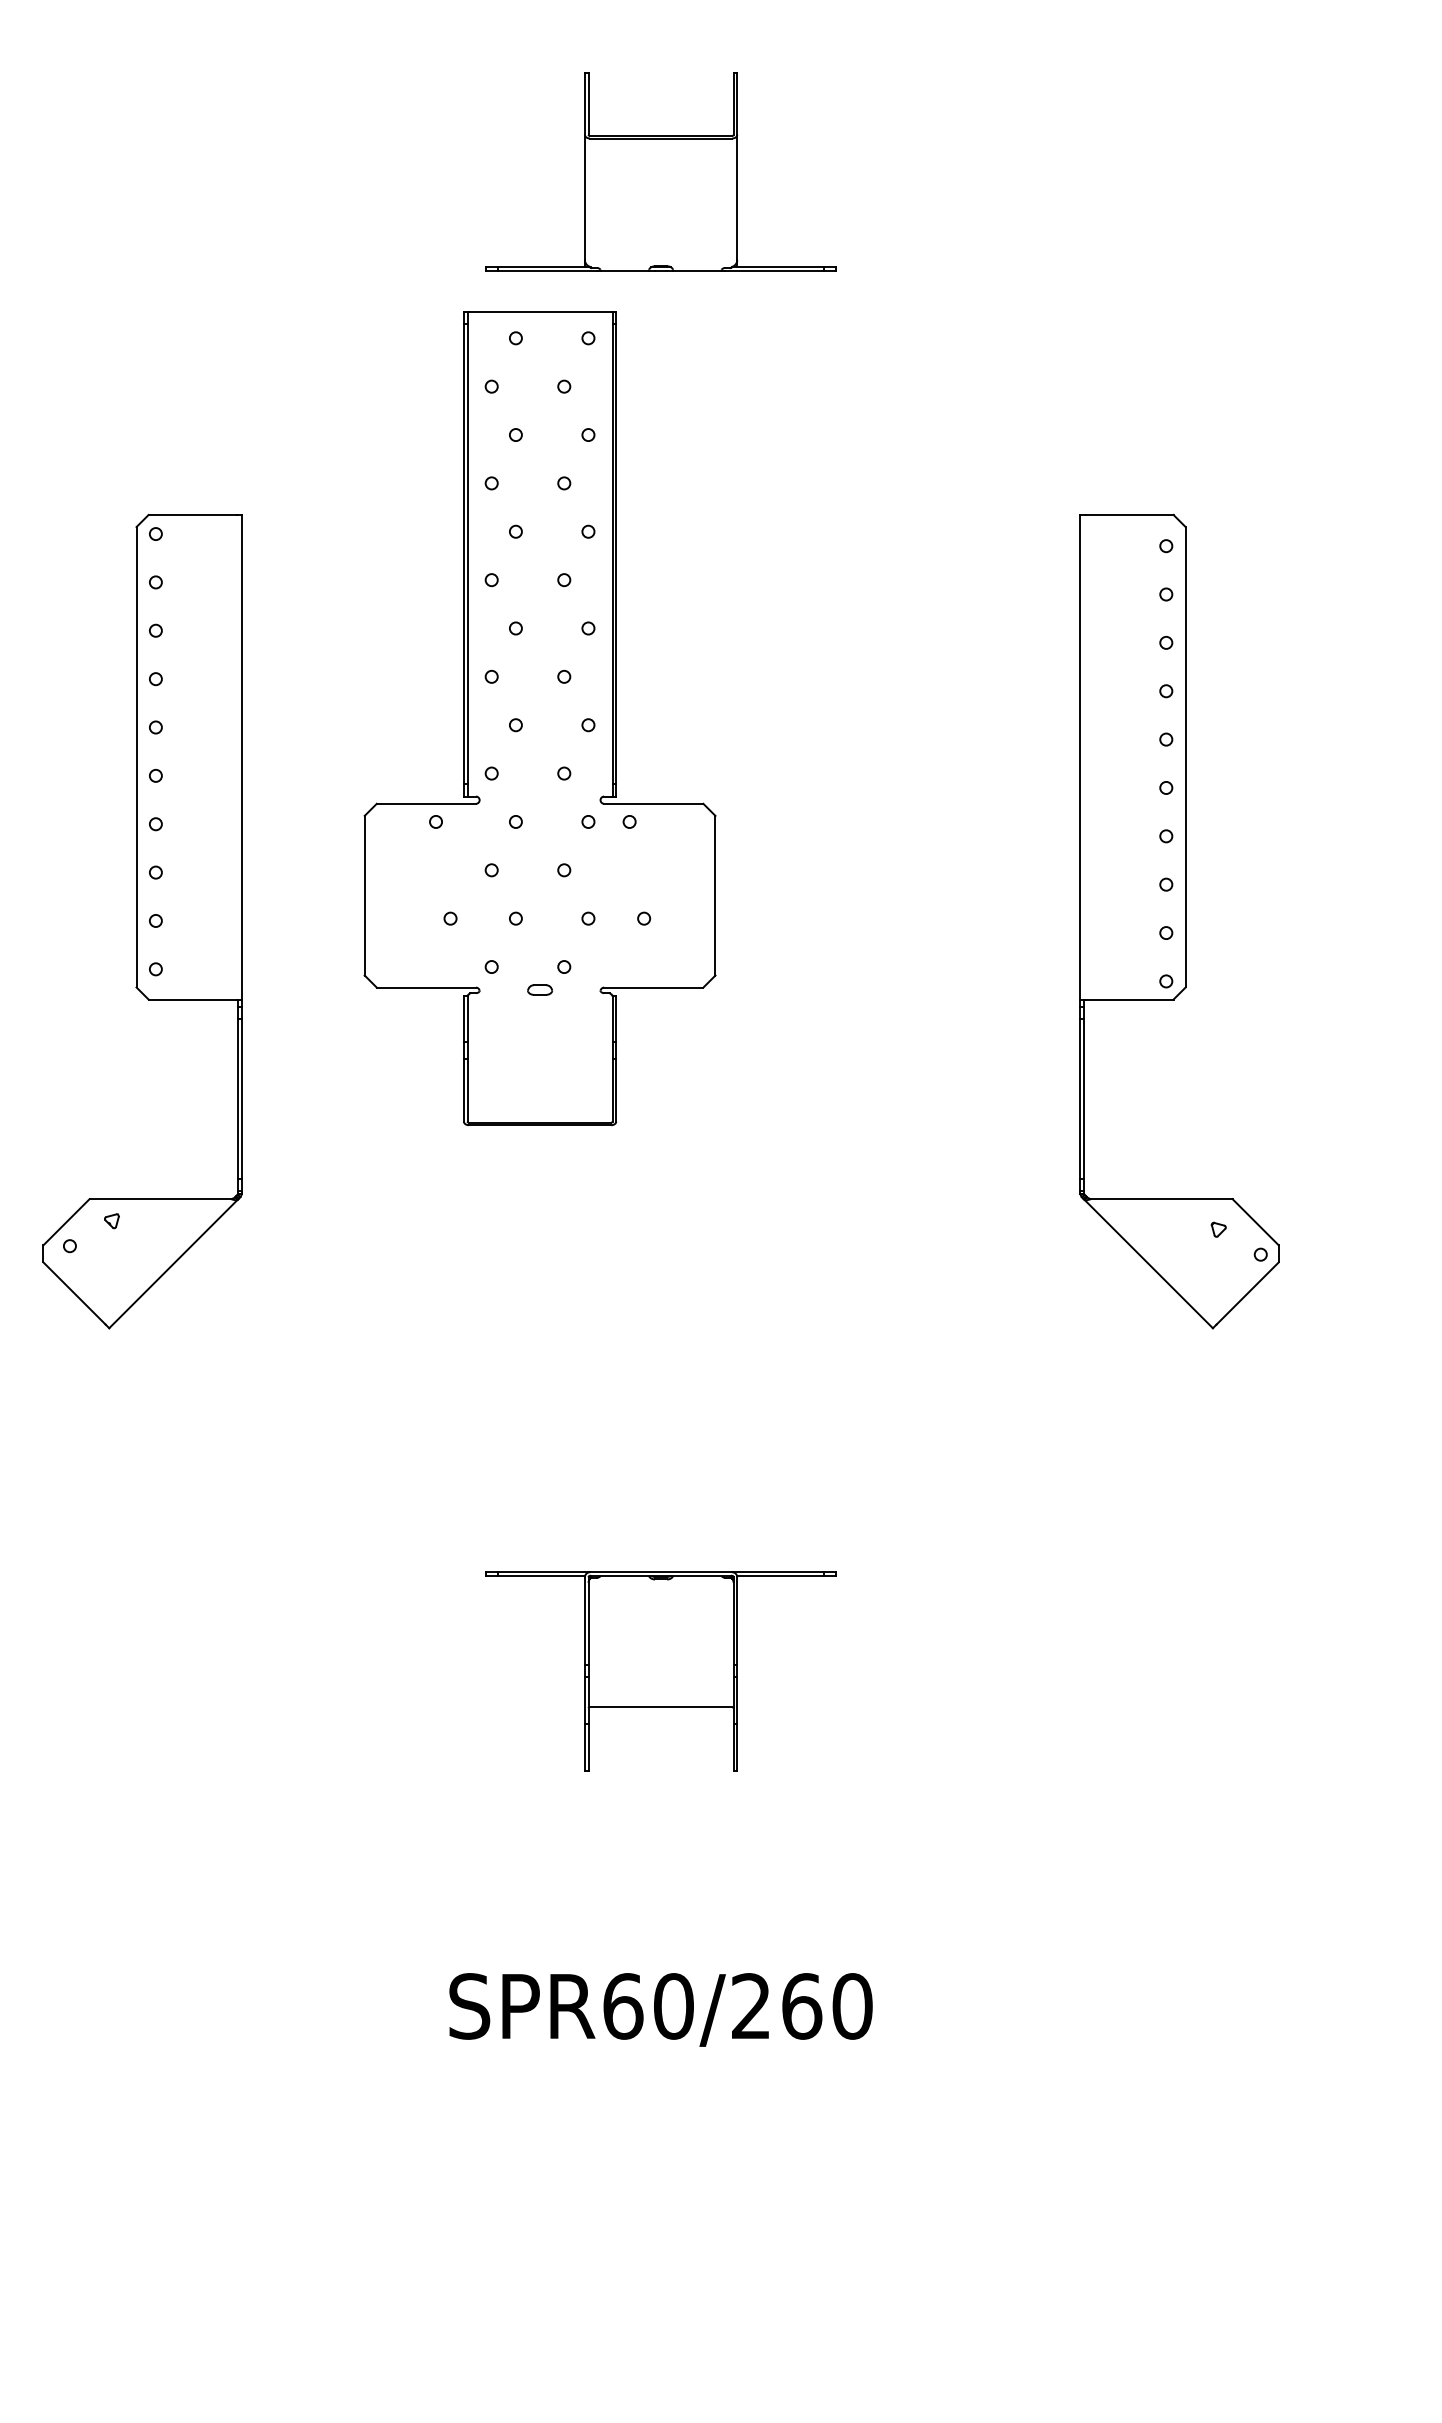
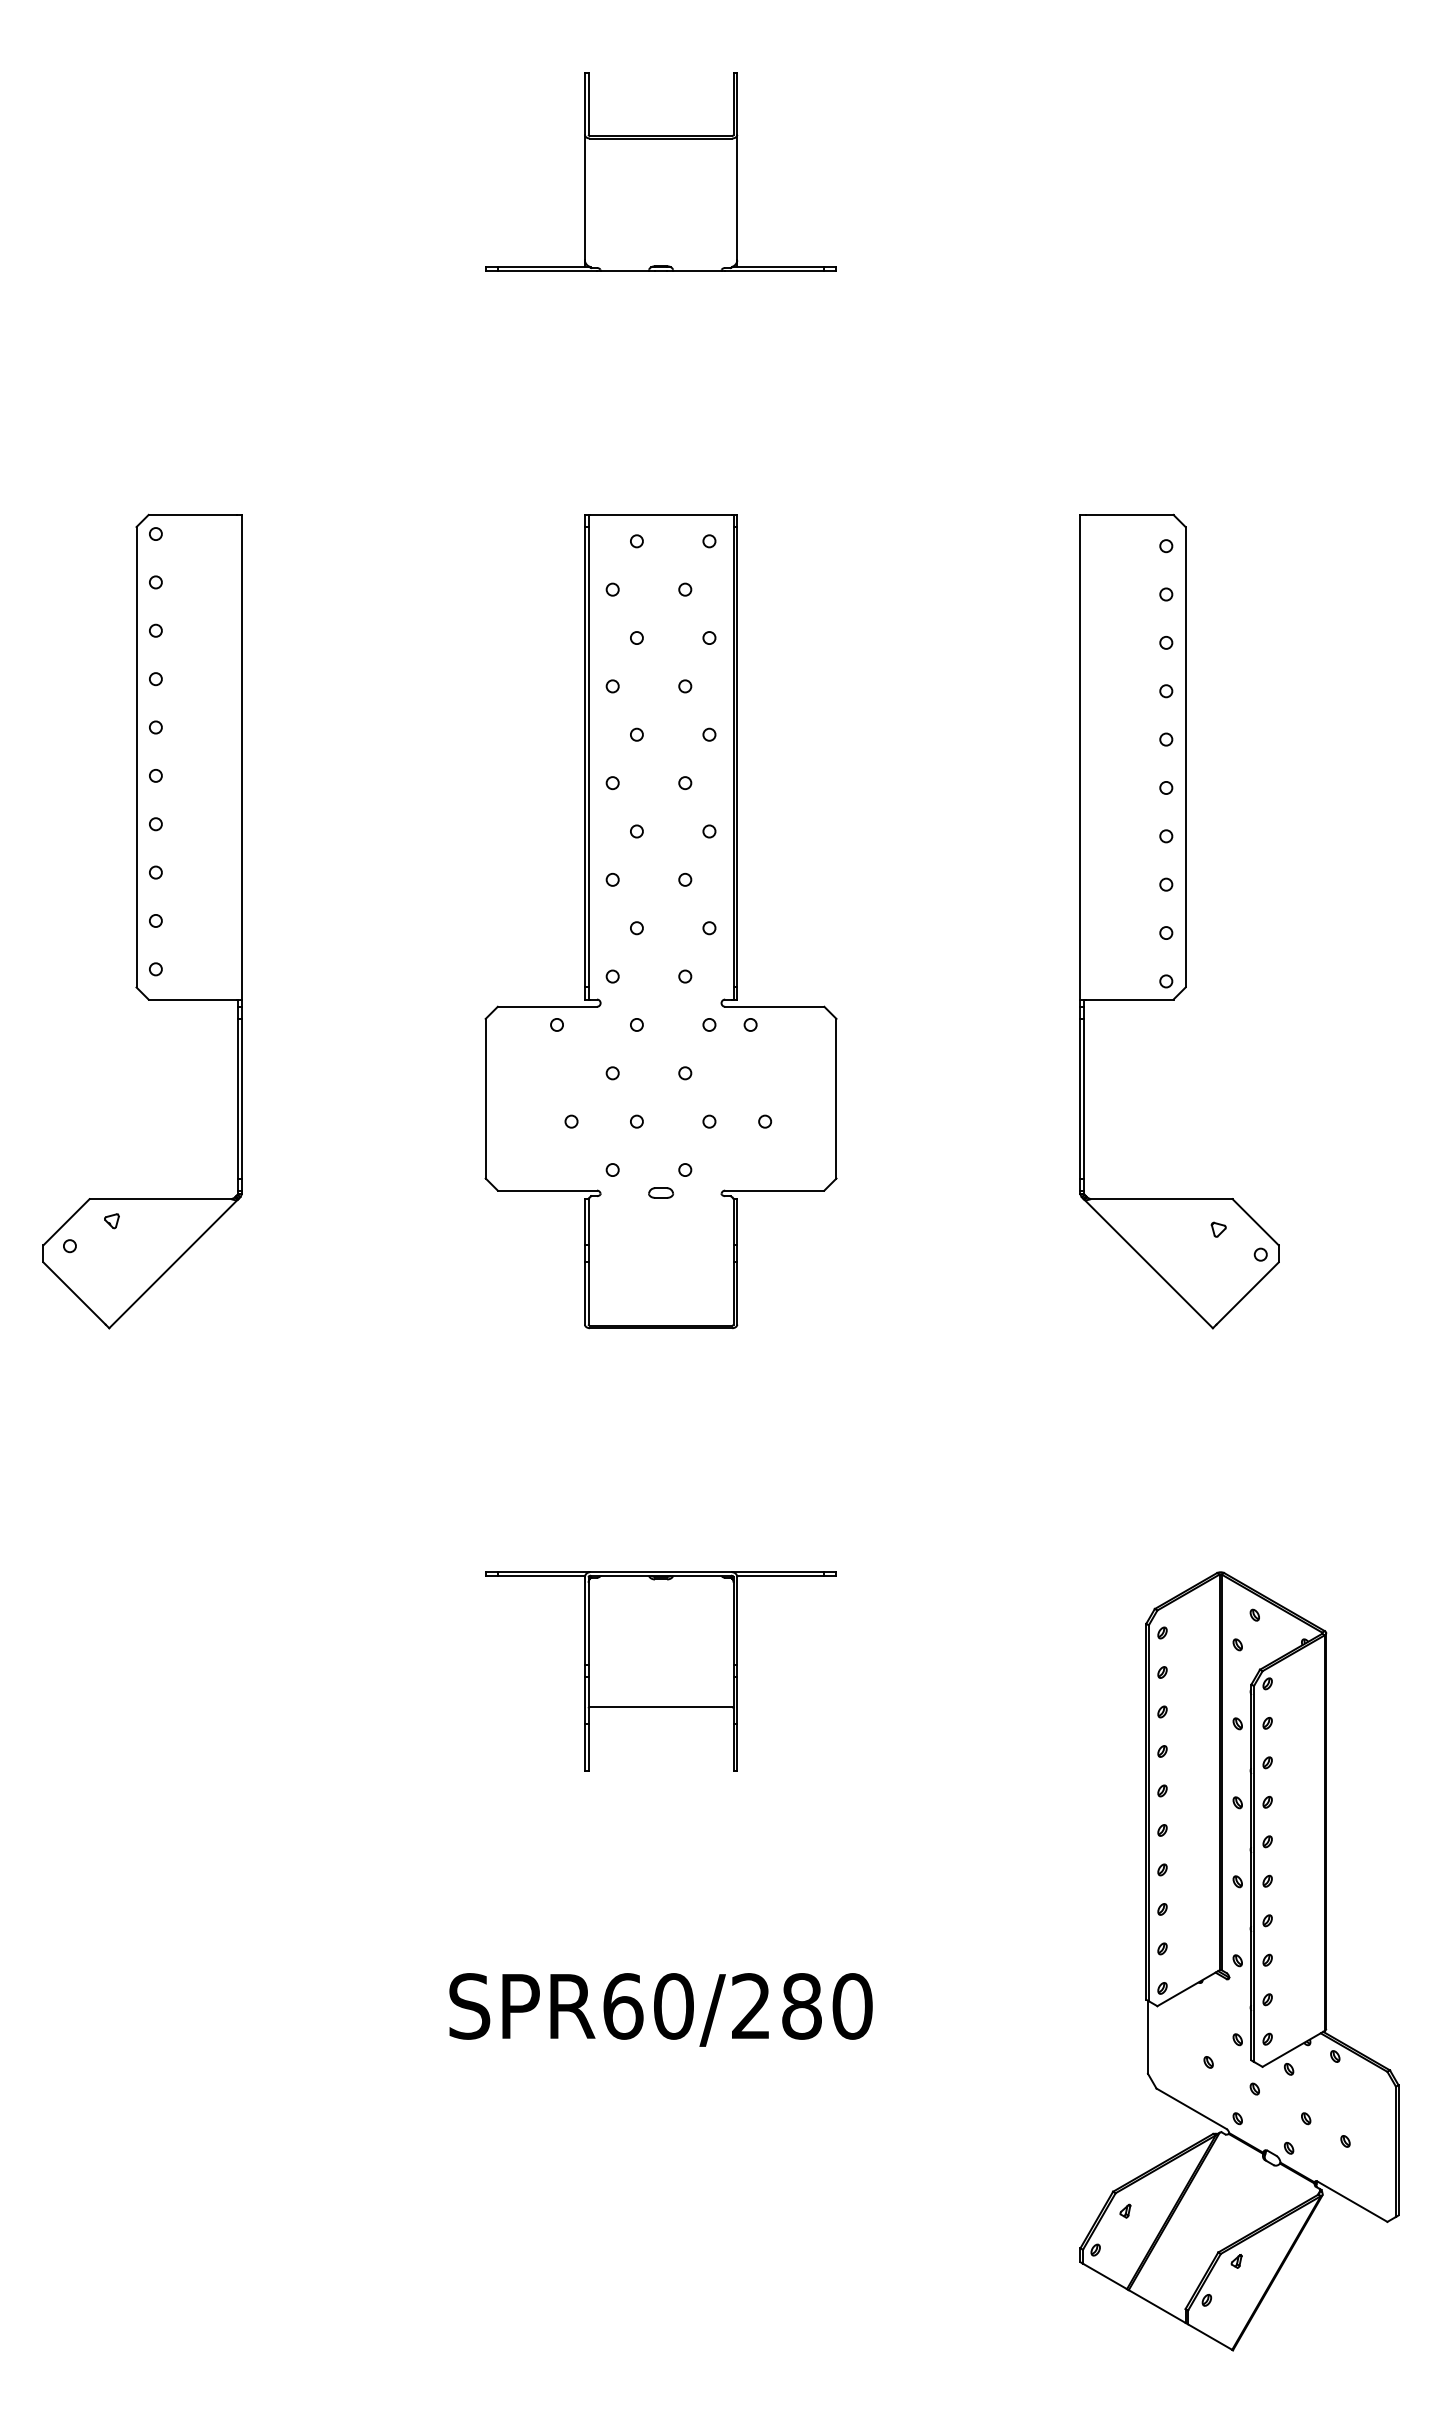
part position: (539, 718) -> (660, 921) (660, 921)
part: none -> present (1239, 1961)
text: SPR60/260 -> SPR60/280 (802, 2006)
